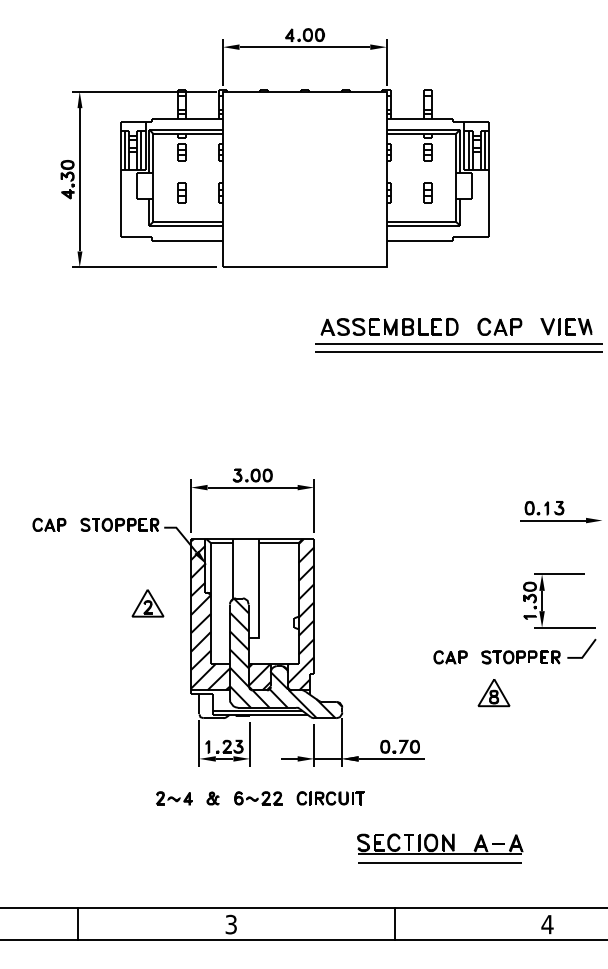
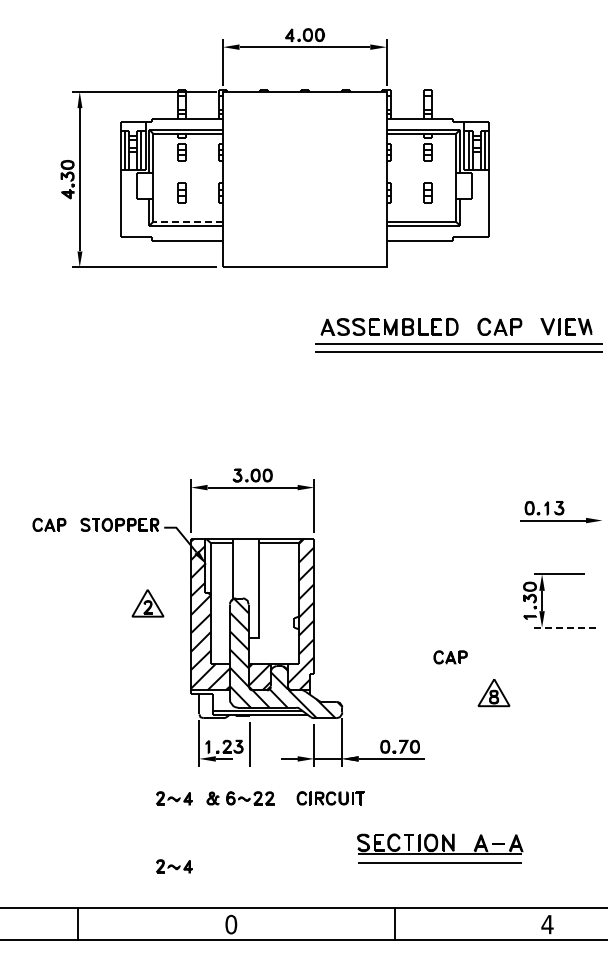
line: solid -> dashed (188, 221)
line: solid -> dashed (564, 627)
part: present -> none (538, 651)
fill: present -> none (241, 758)
part position: (258, 798) -> (250, 798) (250, 798)
part: none -> present (174, 866)
text: 3 -> 0 (231, 924)
